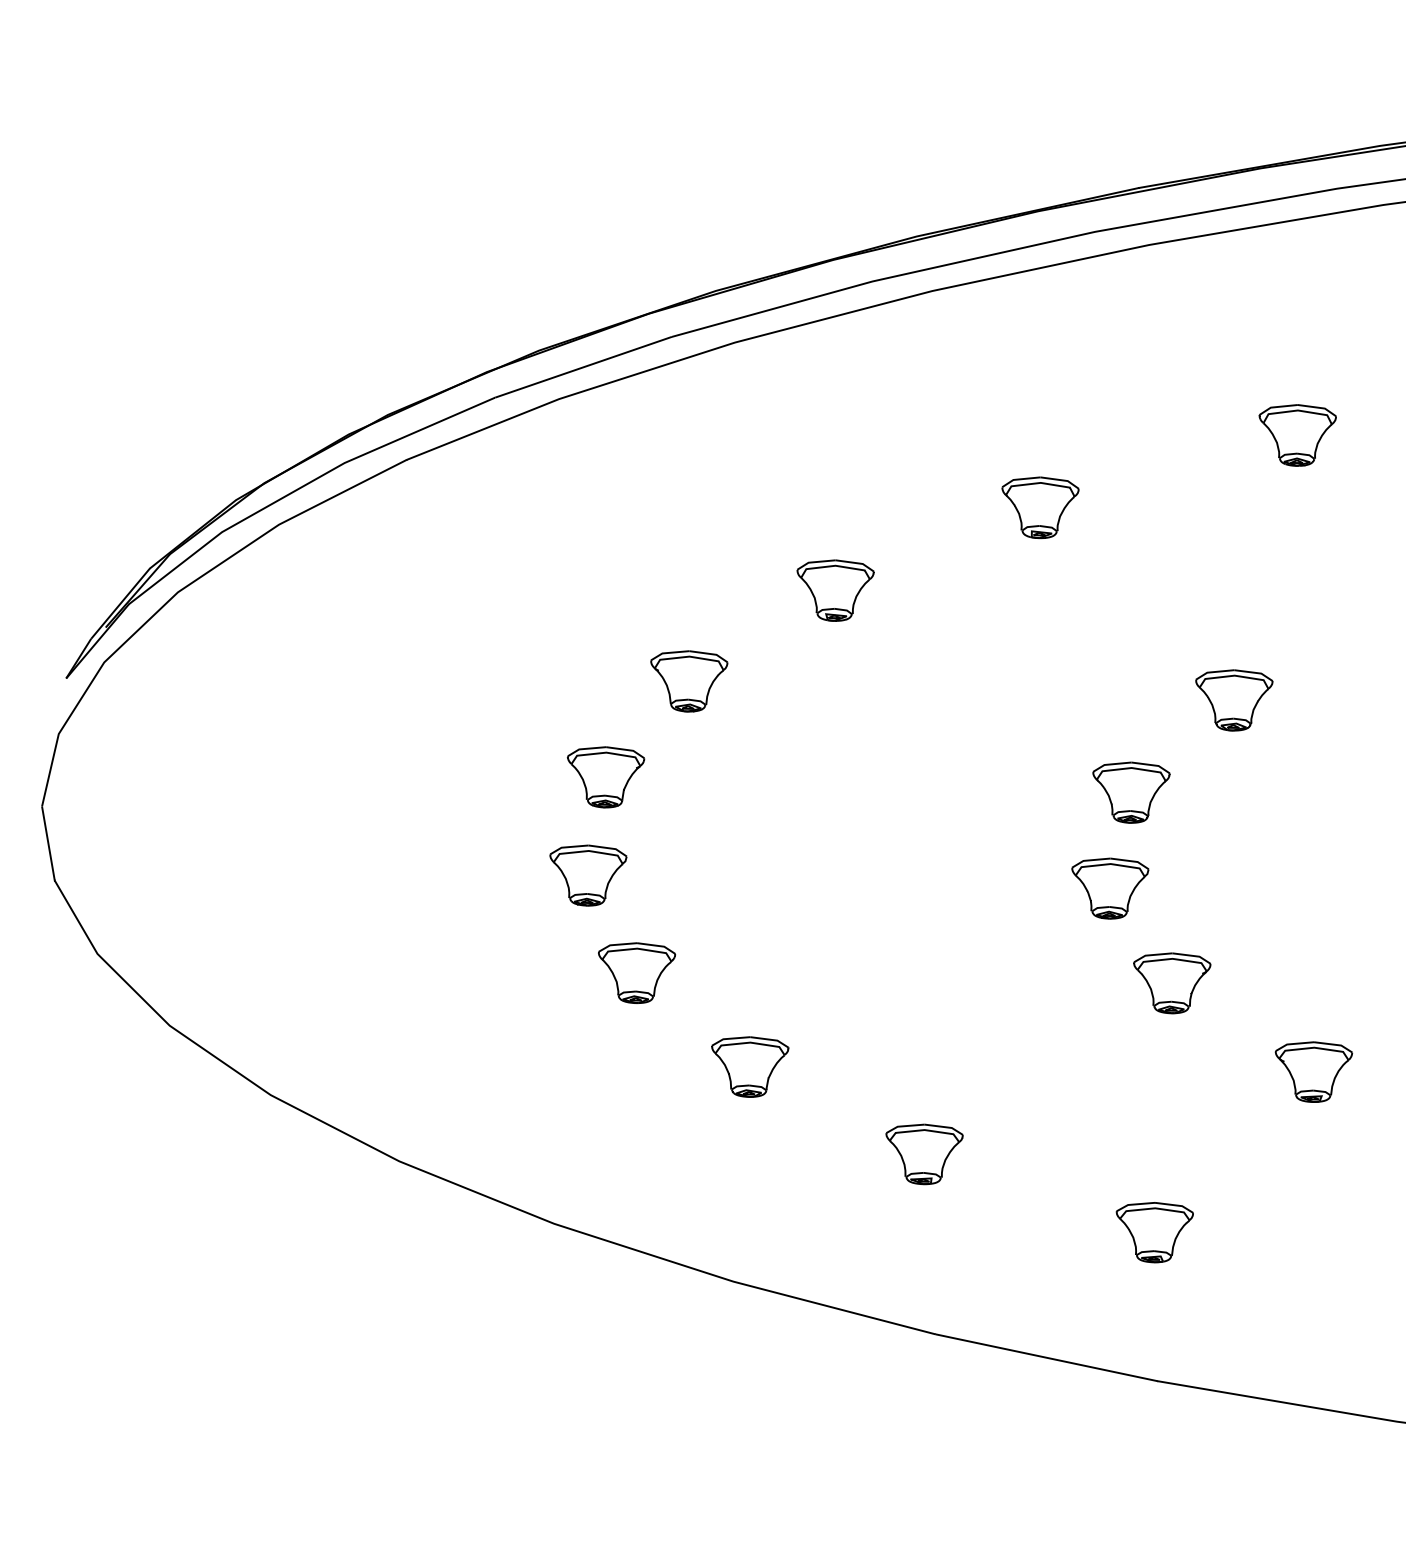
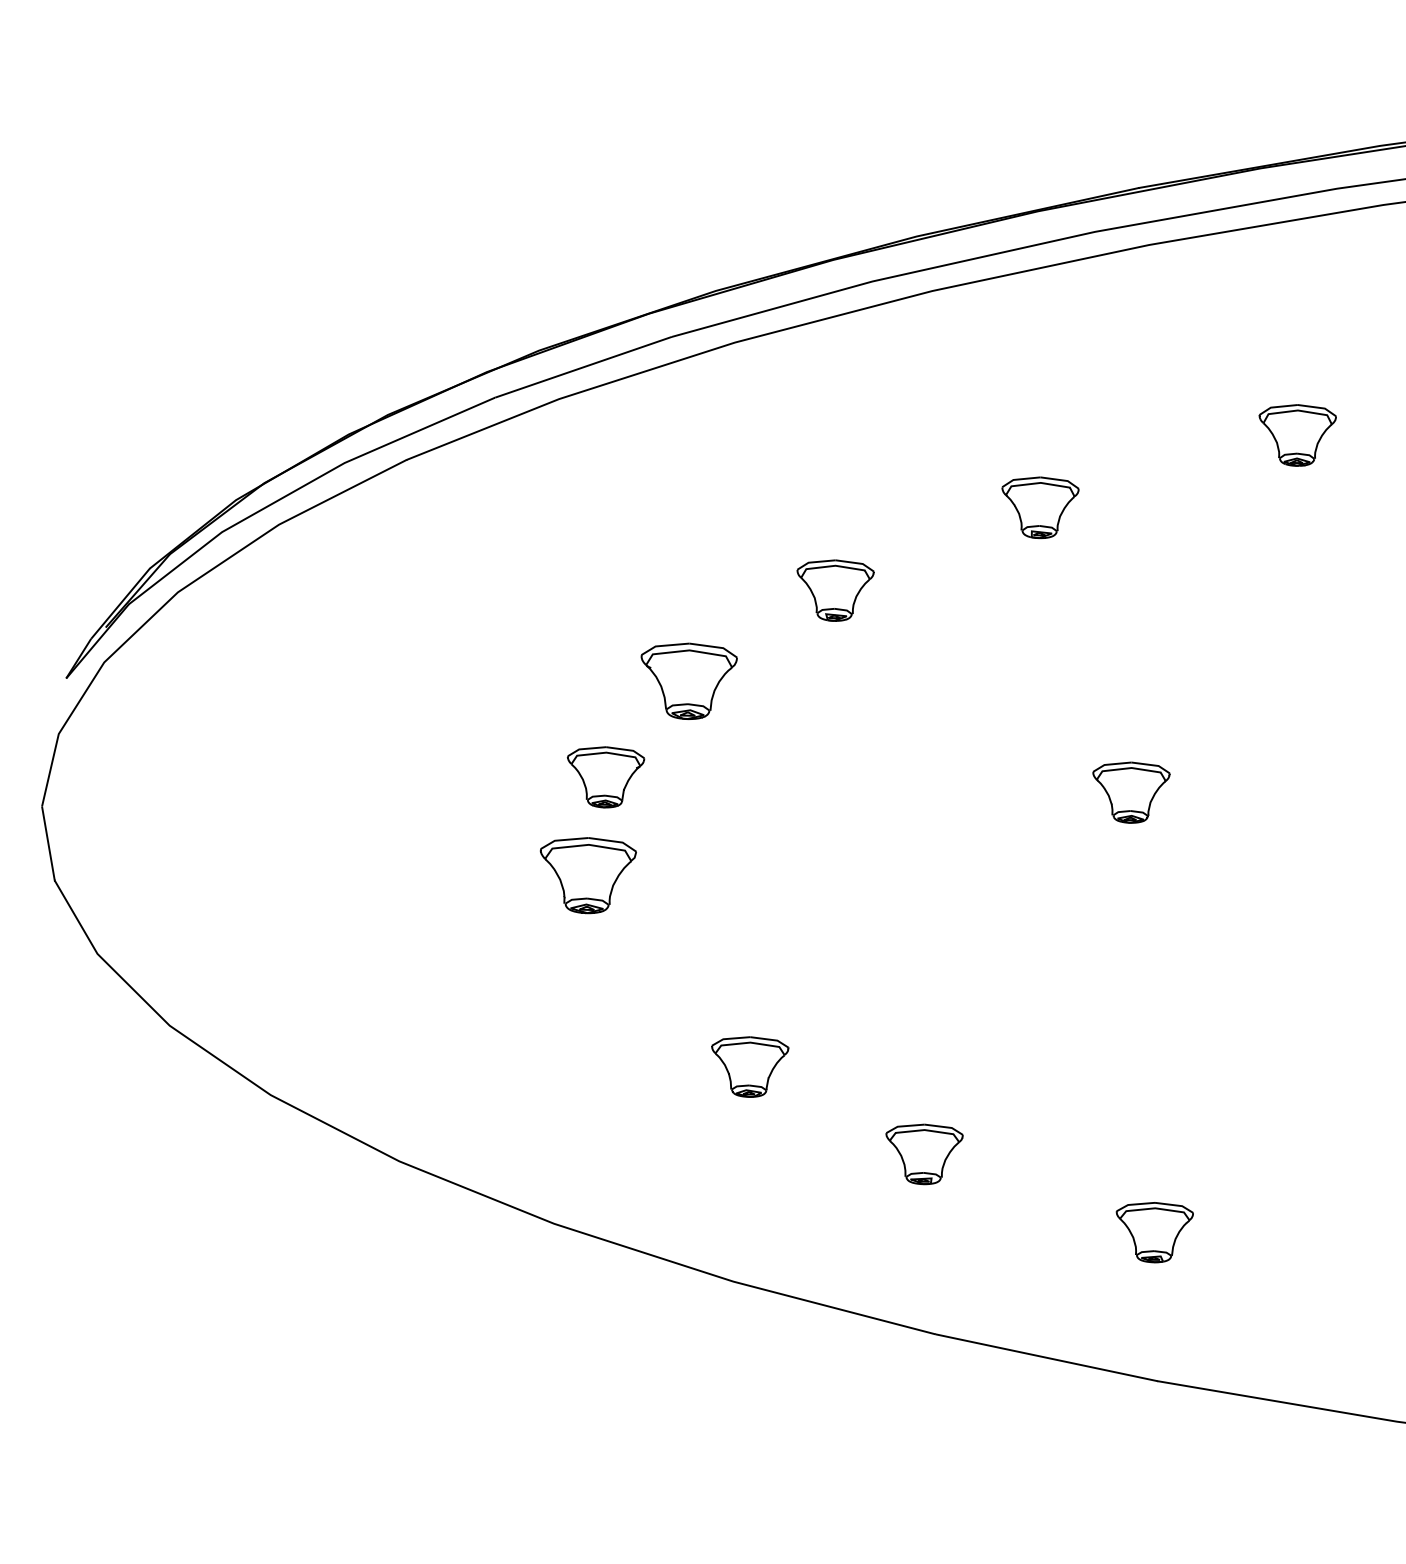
part size: 79x63 px -> 98x78 px (688, 680)
part: present -> none (1234, 700)
part size: 79x63 px -> 98x78 px (587, 875)
part: present -> none (1110, 888)
part: present -> none (637, 972)
part: present -> none (1172, 983)
part: present -> none (1313, 1071)
